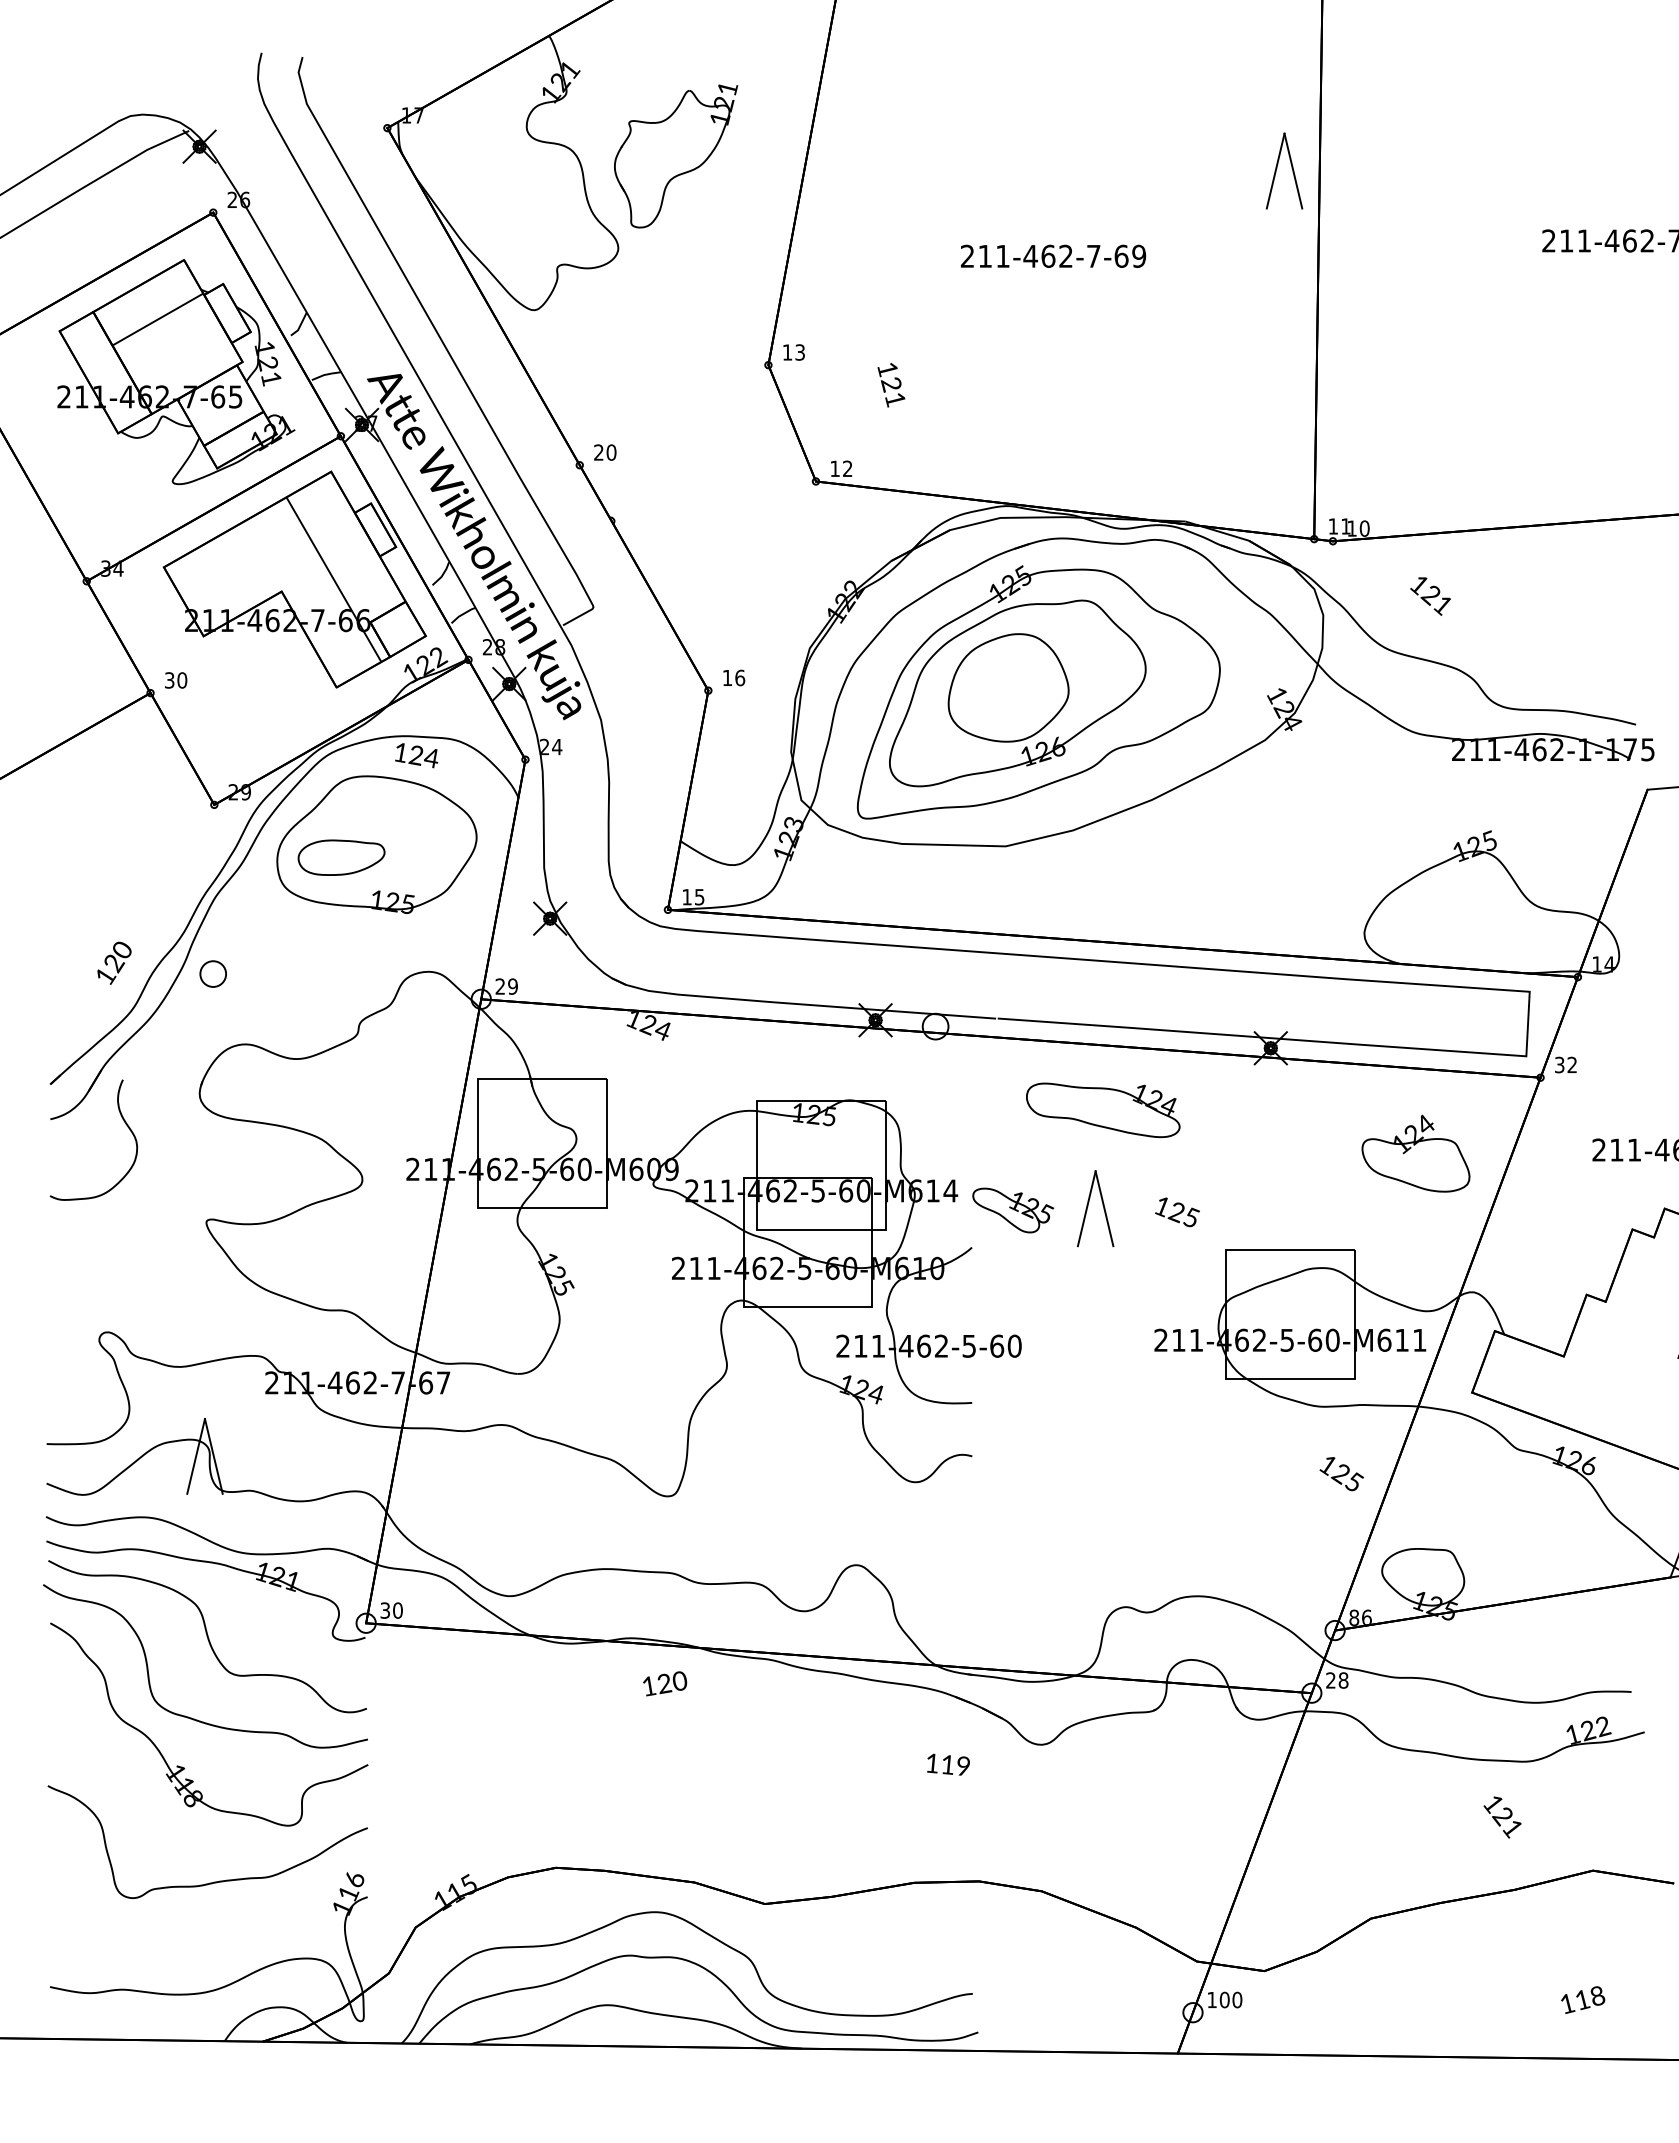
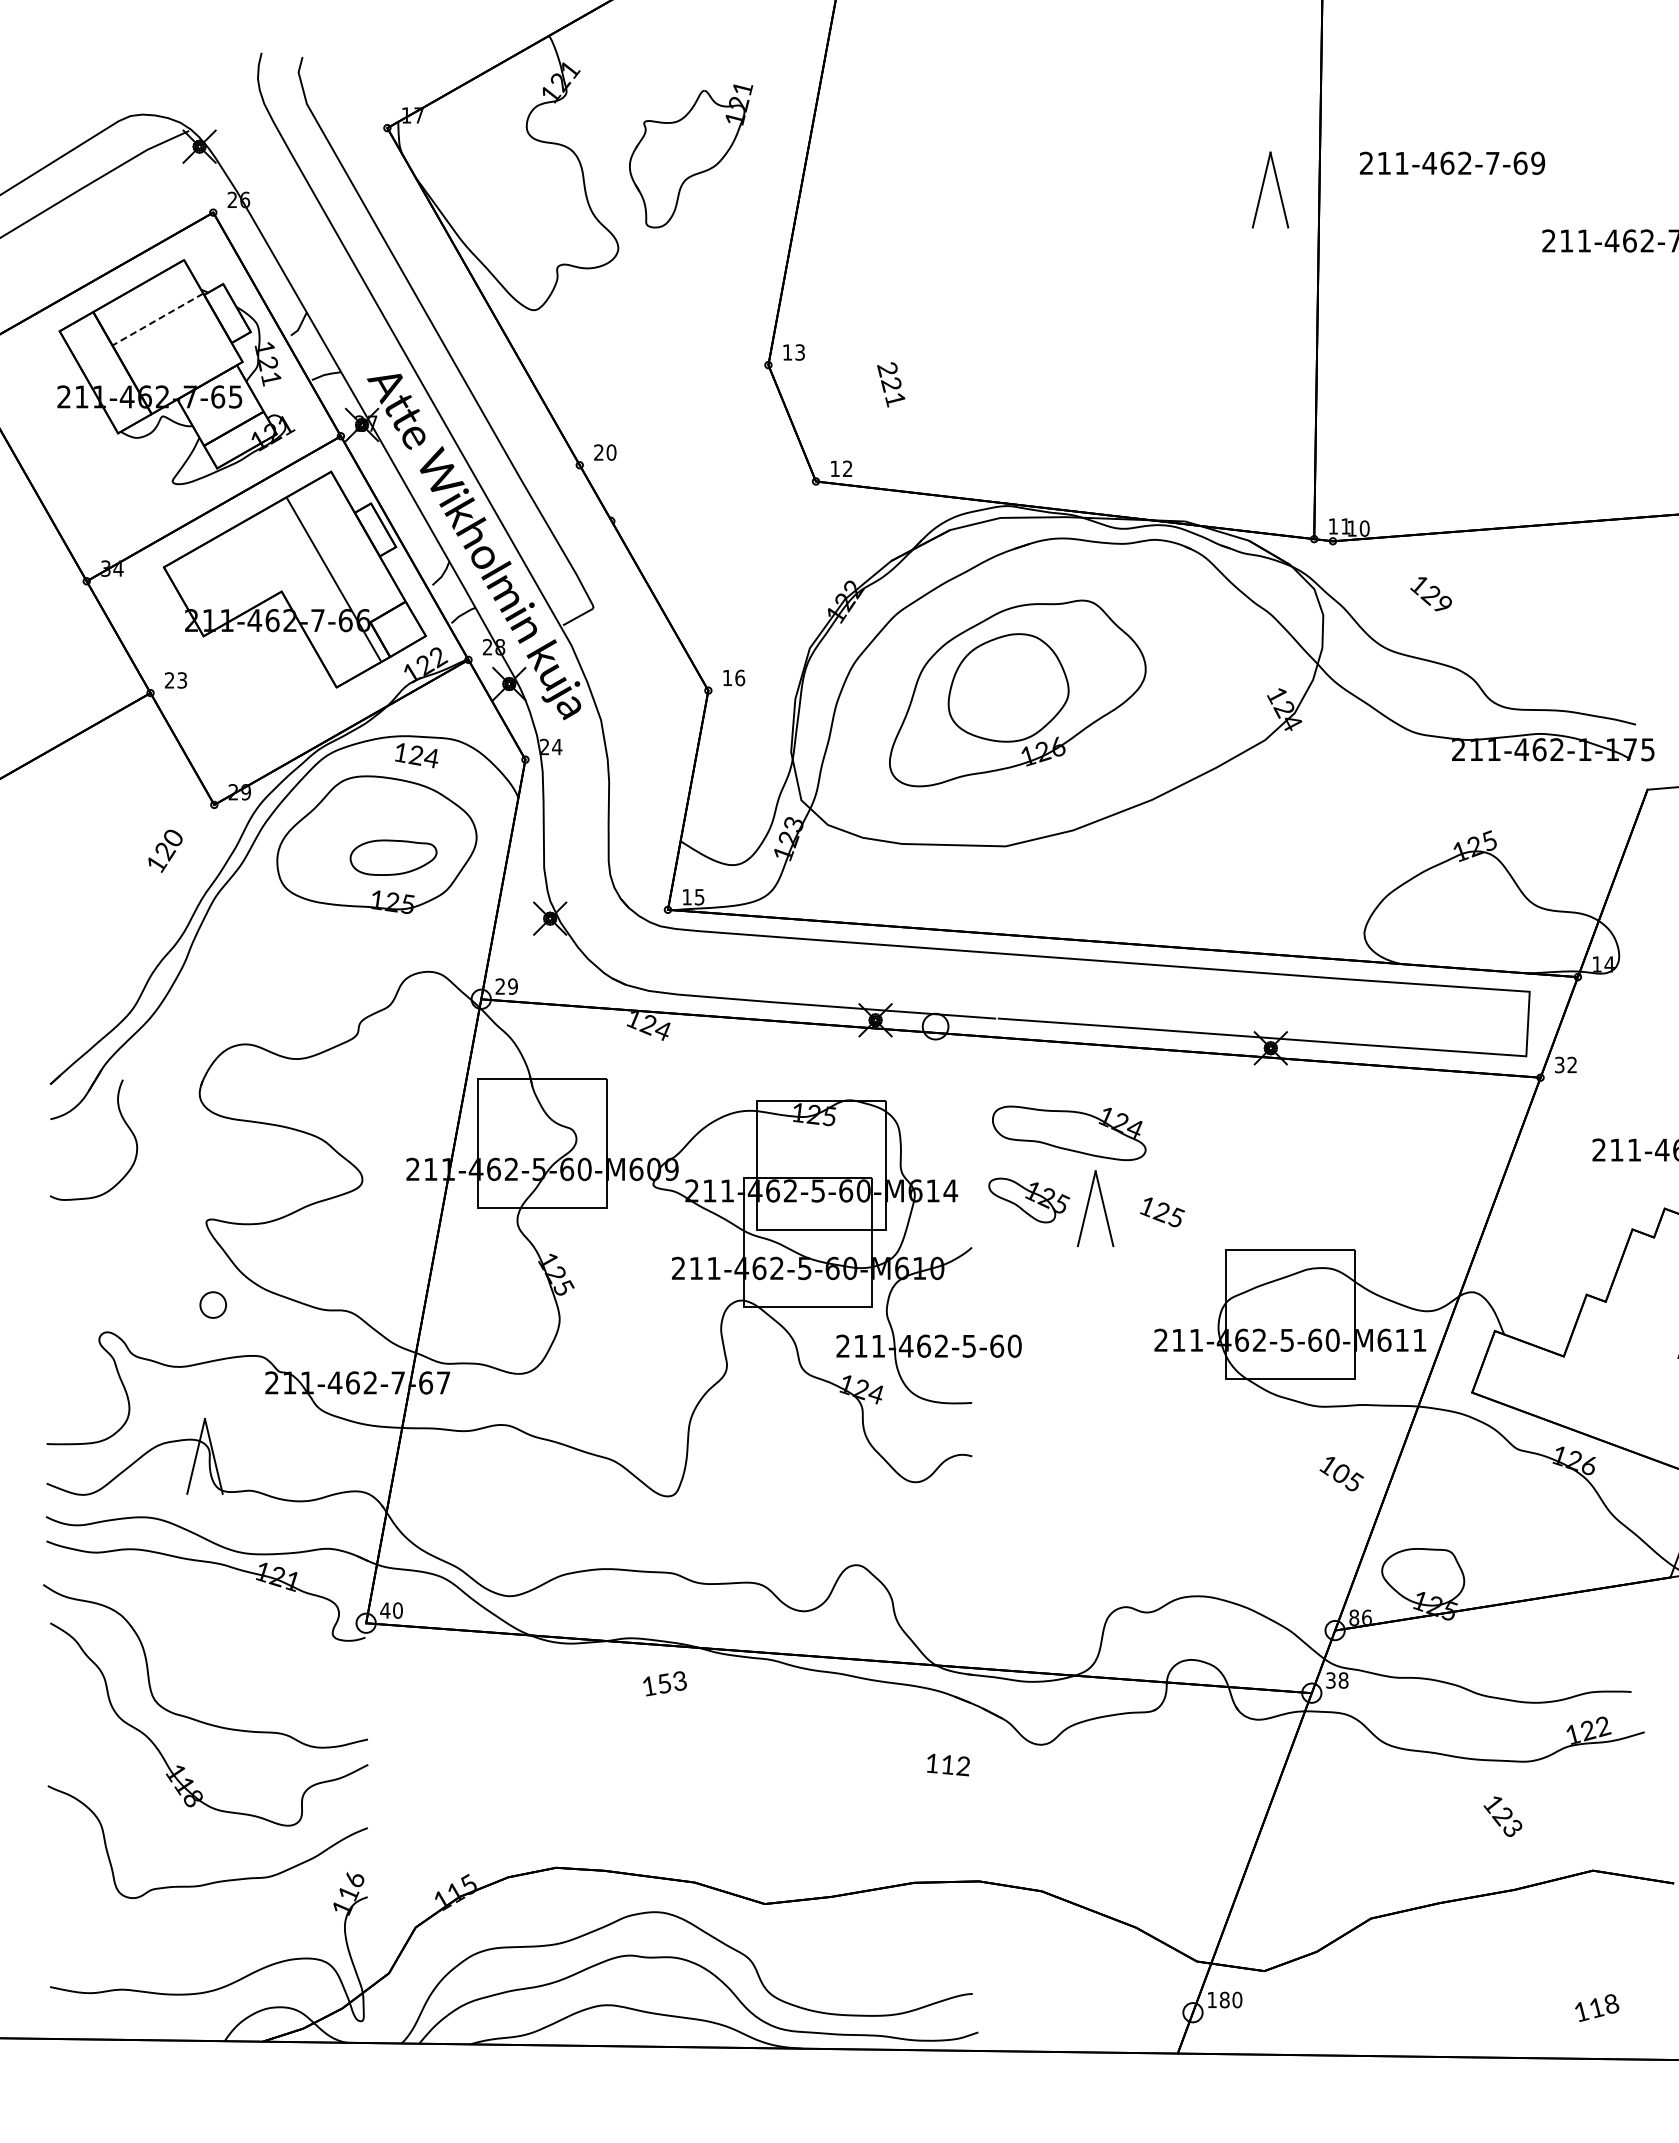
part position: (676, 156) -> (691, 156) (691, 156)
part position: (1277, 168) -> (1263, 187) (1263, 187)
text position: (1053, 255) -> (1452, 162) (1452, 162)
line: solid -> dashed (157, 319)
text: 121 -> 221 (887, 369)
text: 121 -> 129 (1442, 605)
text: 30 -> 23 (176, 680)
part: present -> none (1038, 692)
part position: (341, 857) -> (393, 857) (393, 857)
text position: (114, 962) -> (165, 850) (165, 850)
part position: (212, 973) -> (212, 1304) (212, 1304)
part position: (1103, 1110) -> (1069, 1133) (1069, 1133)
part: present -> none (1415, 1153)
part position: (1013, 1210) -> (1029, 1200) (1029, 1200)
text position: (1177, 1212) -> (1162, 1212) (1162, 1212)
text: 125 -> 105 (1340, 1474)
text: 30 -> 40 (385, 1610)
part: present -> none (207, 1636)
text: 28 -> 38 (1330, 1680)
text: 120 -> 153 (672, 1682)
text: 119 -> 112 (962, 1766)
text: 121 -> 123 (1512, 1829)
text: 100 -> 180 (1224, 1999)
text position: (1583, 1999) -> (1597, 2007) (1597, 2007)
